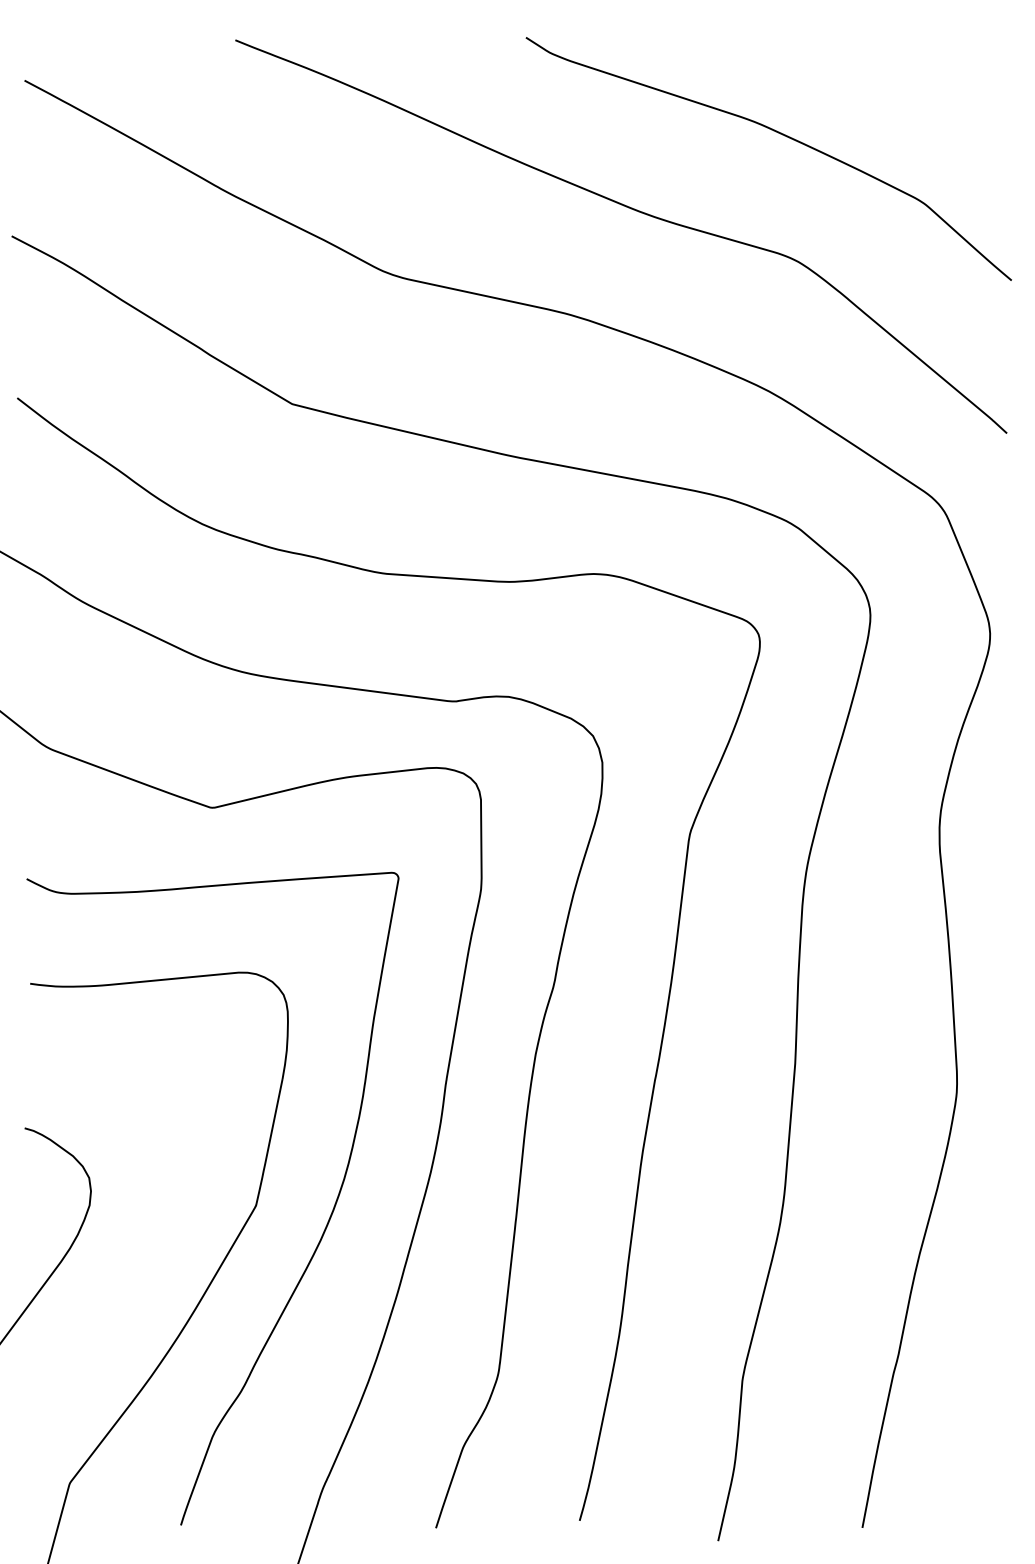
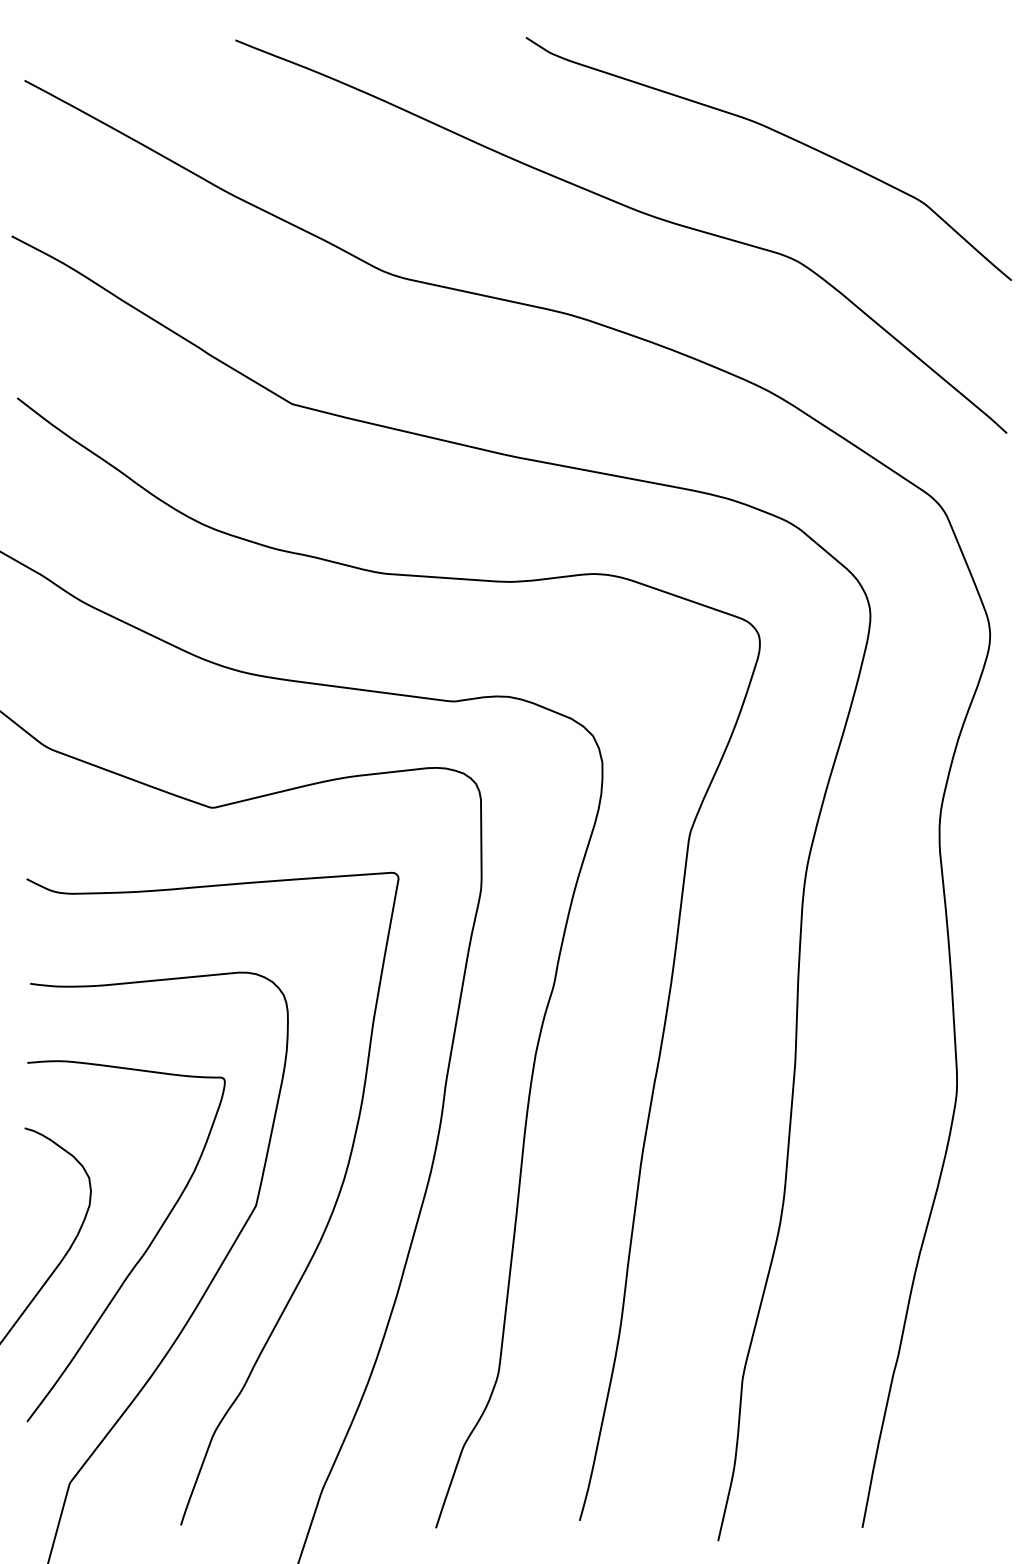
curve: none -> present (142, 1254)
